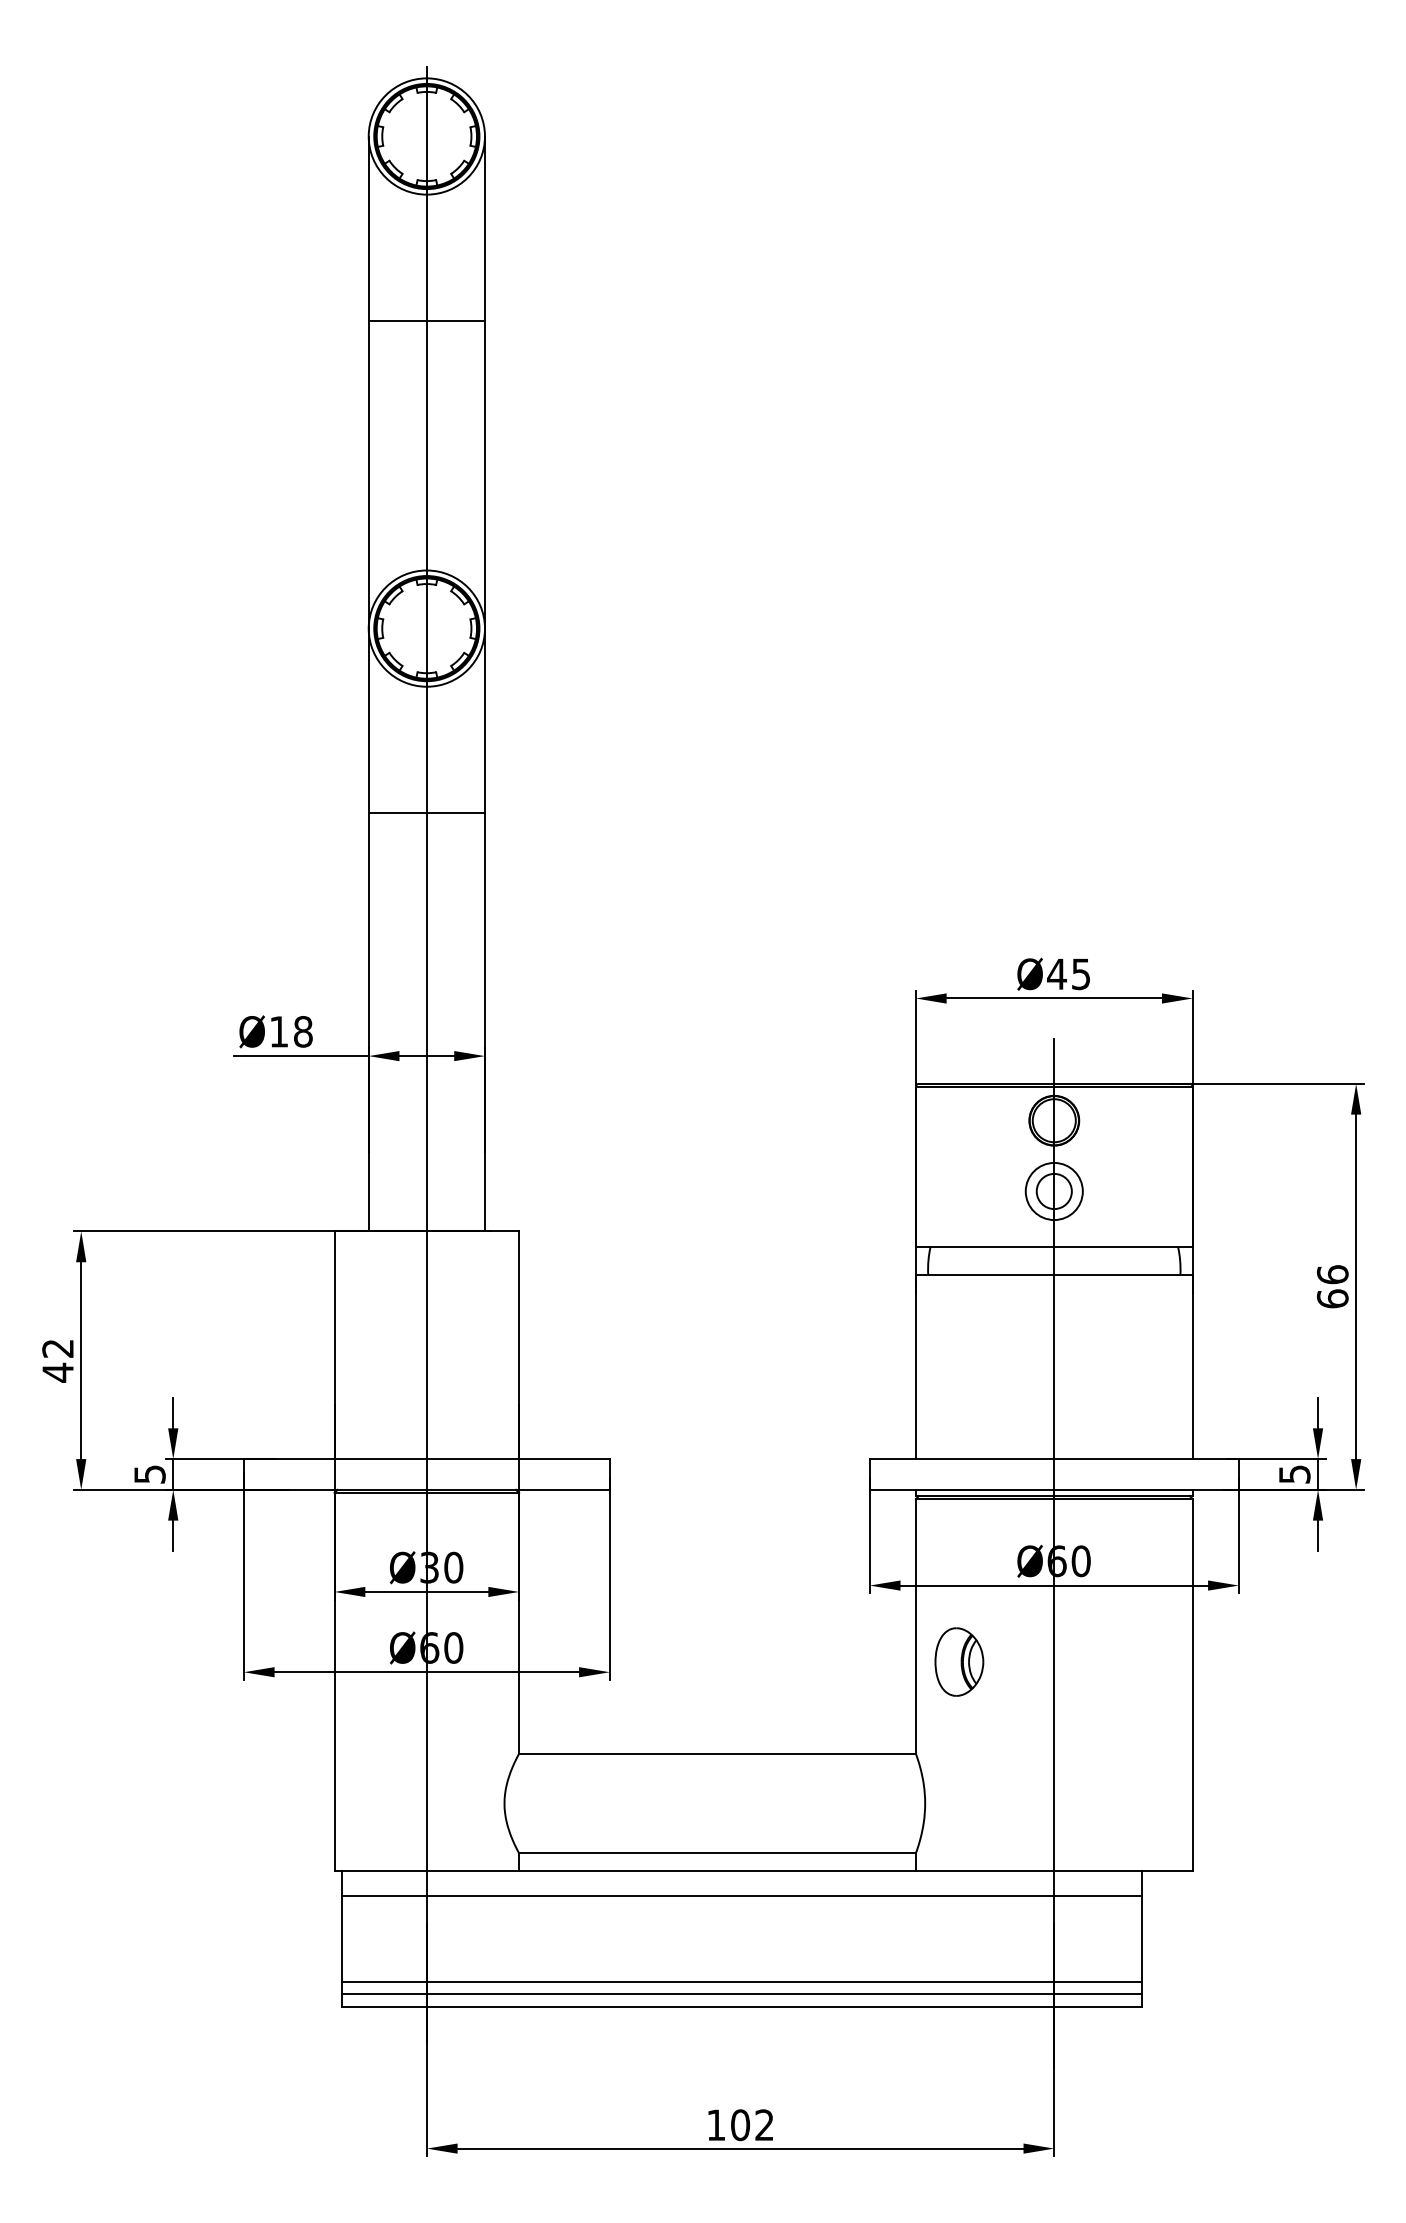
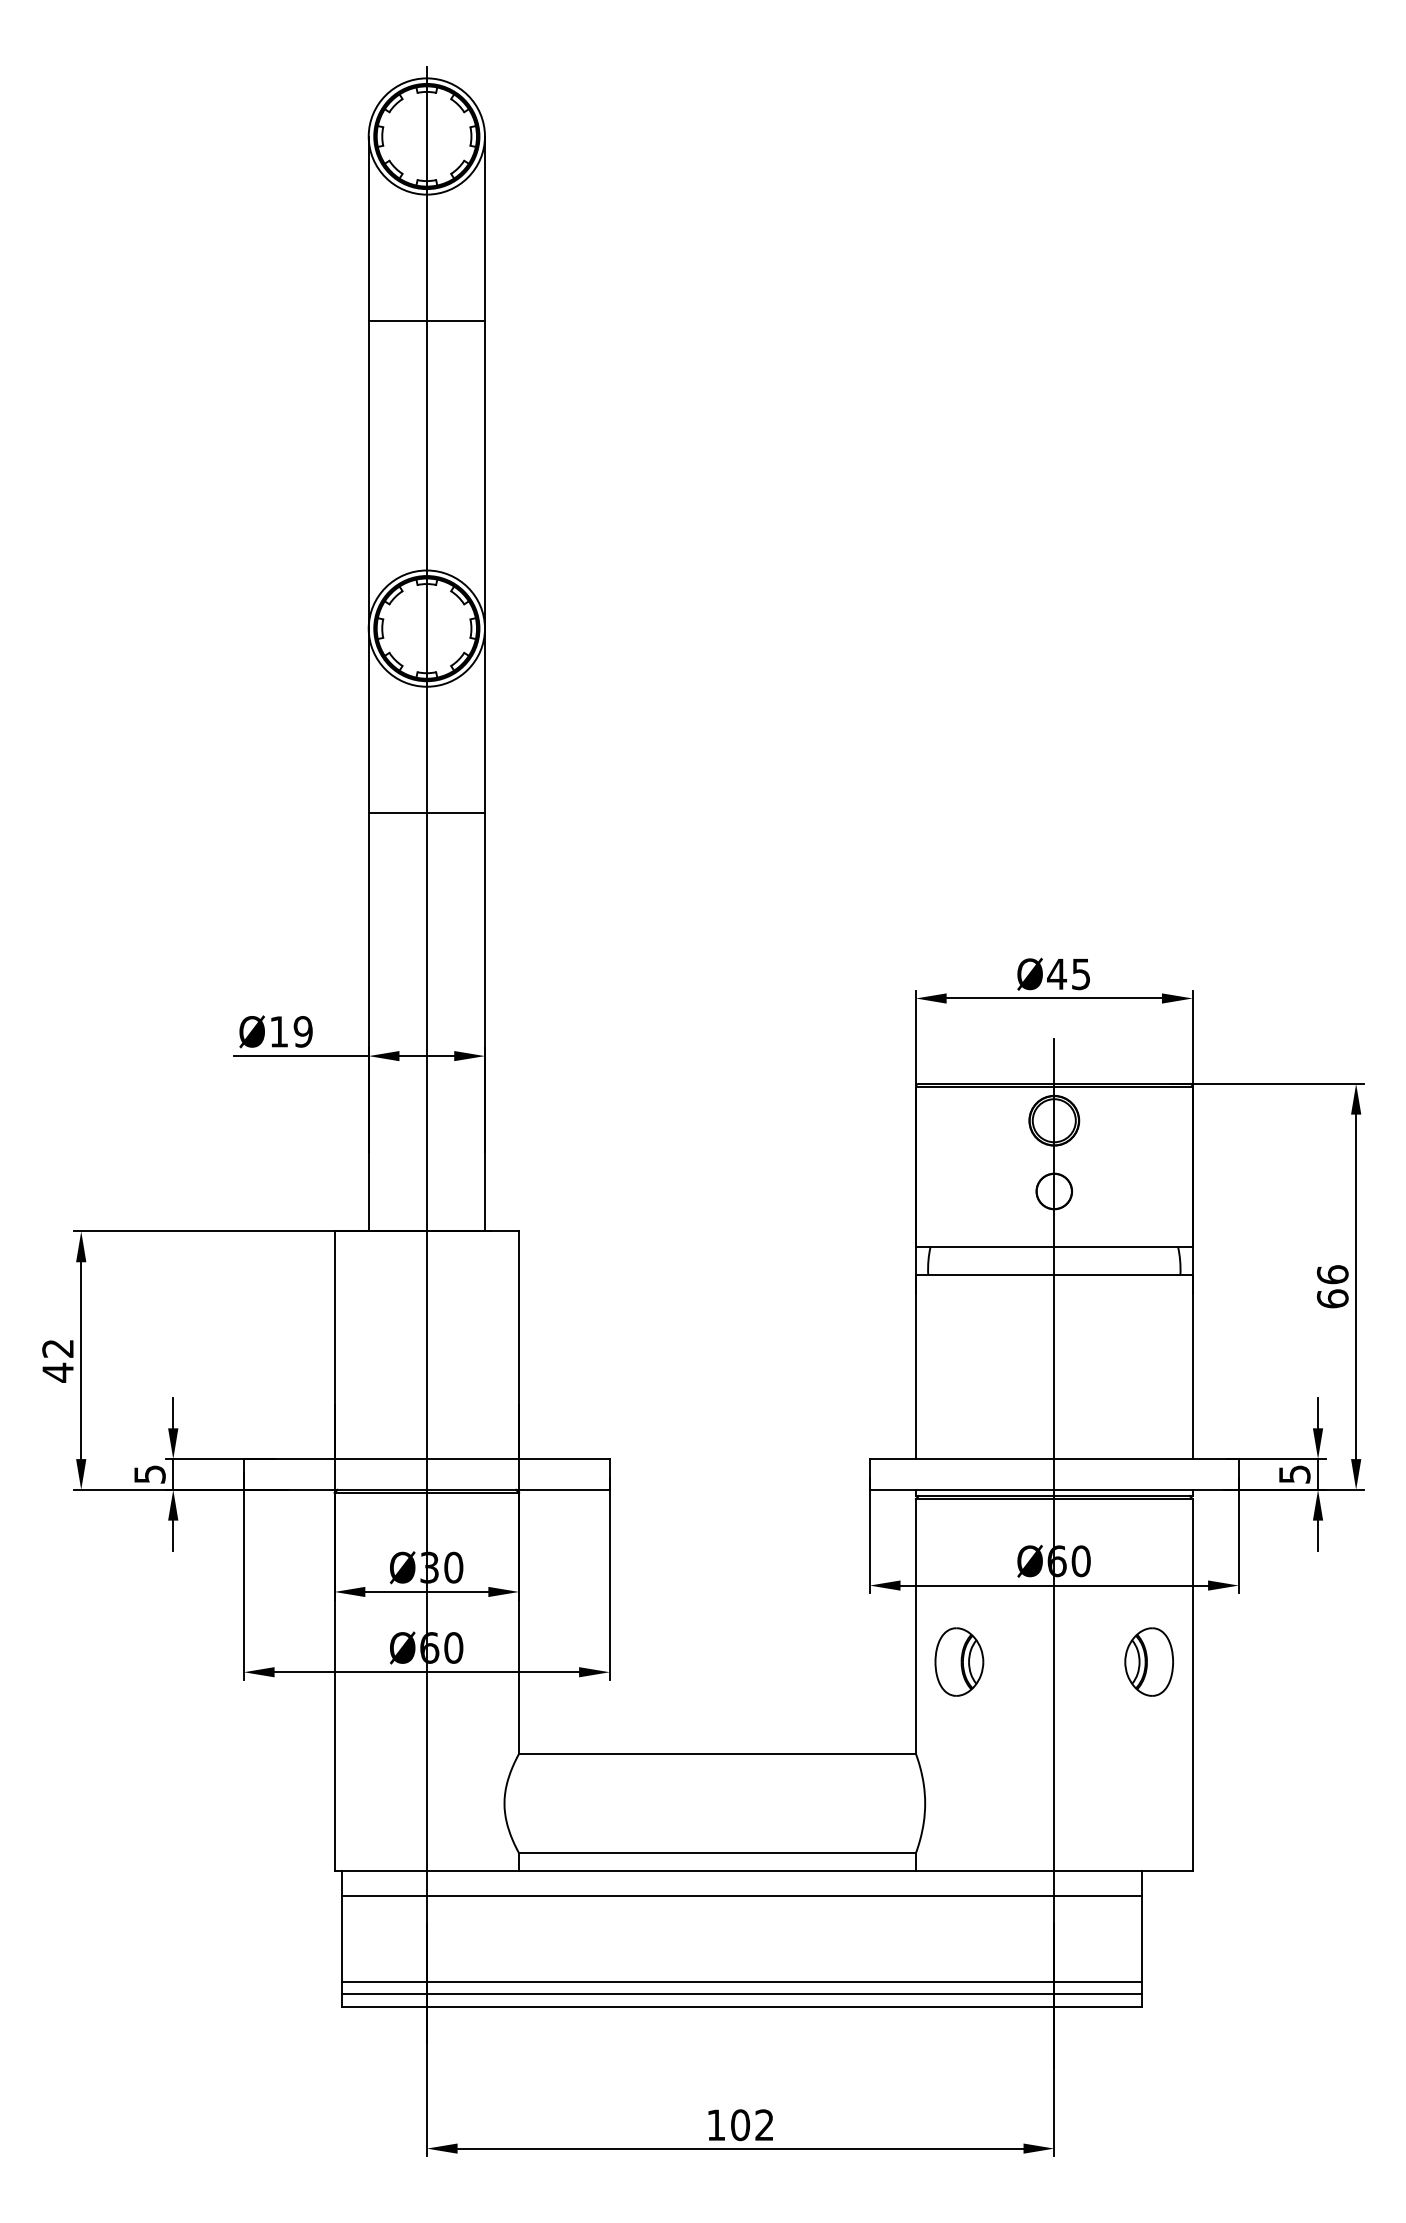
text: Ø18 -> Ø19 (302, 1031)
circle diameter: 57 px -> 36 px (1054, 1191)
part: none -> present (1148, 1661)
